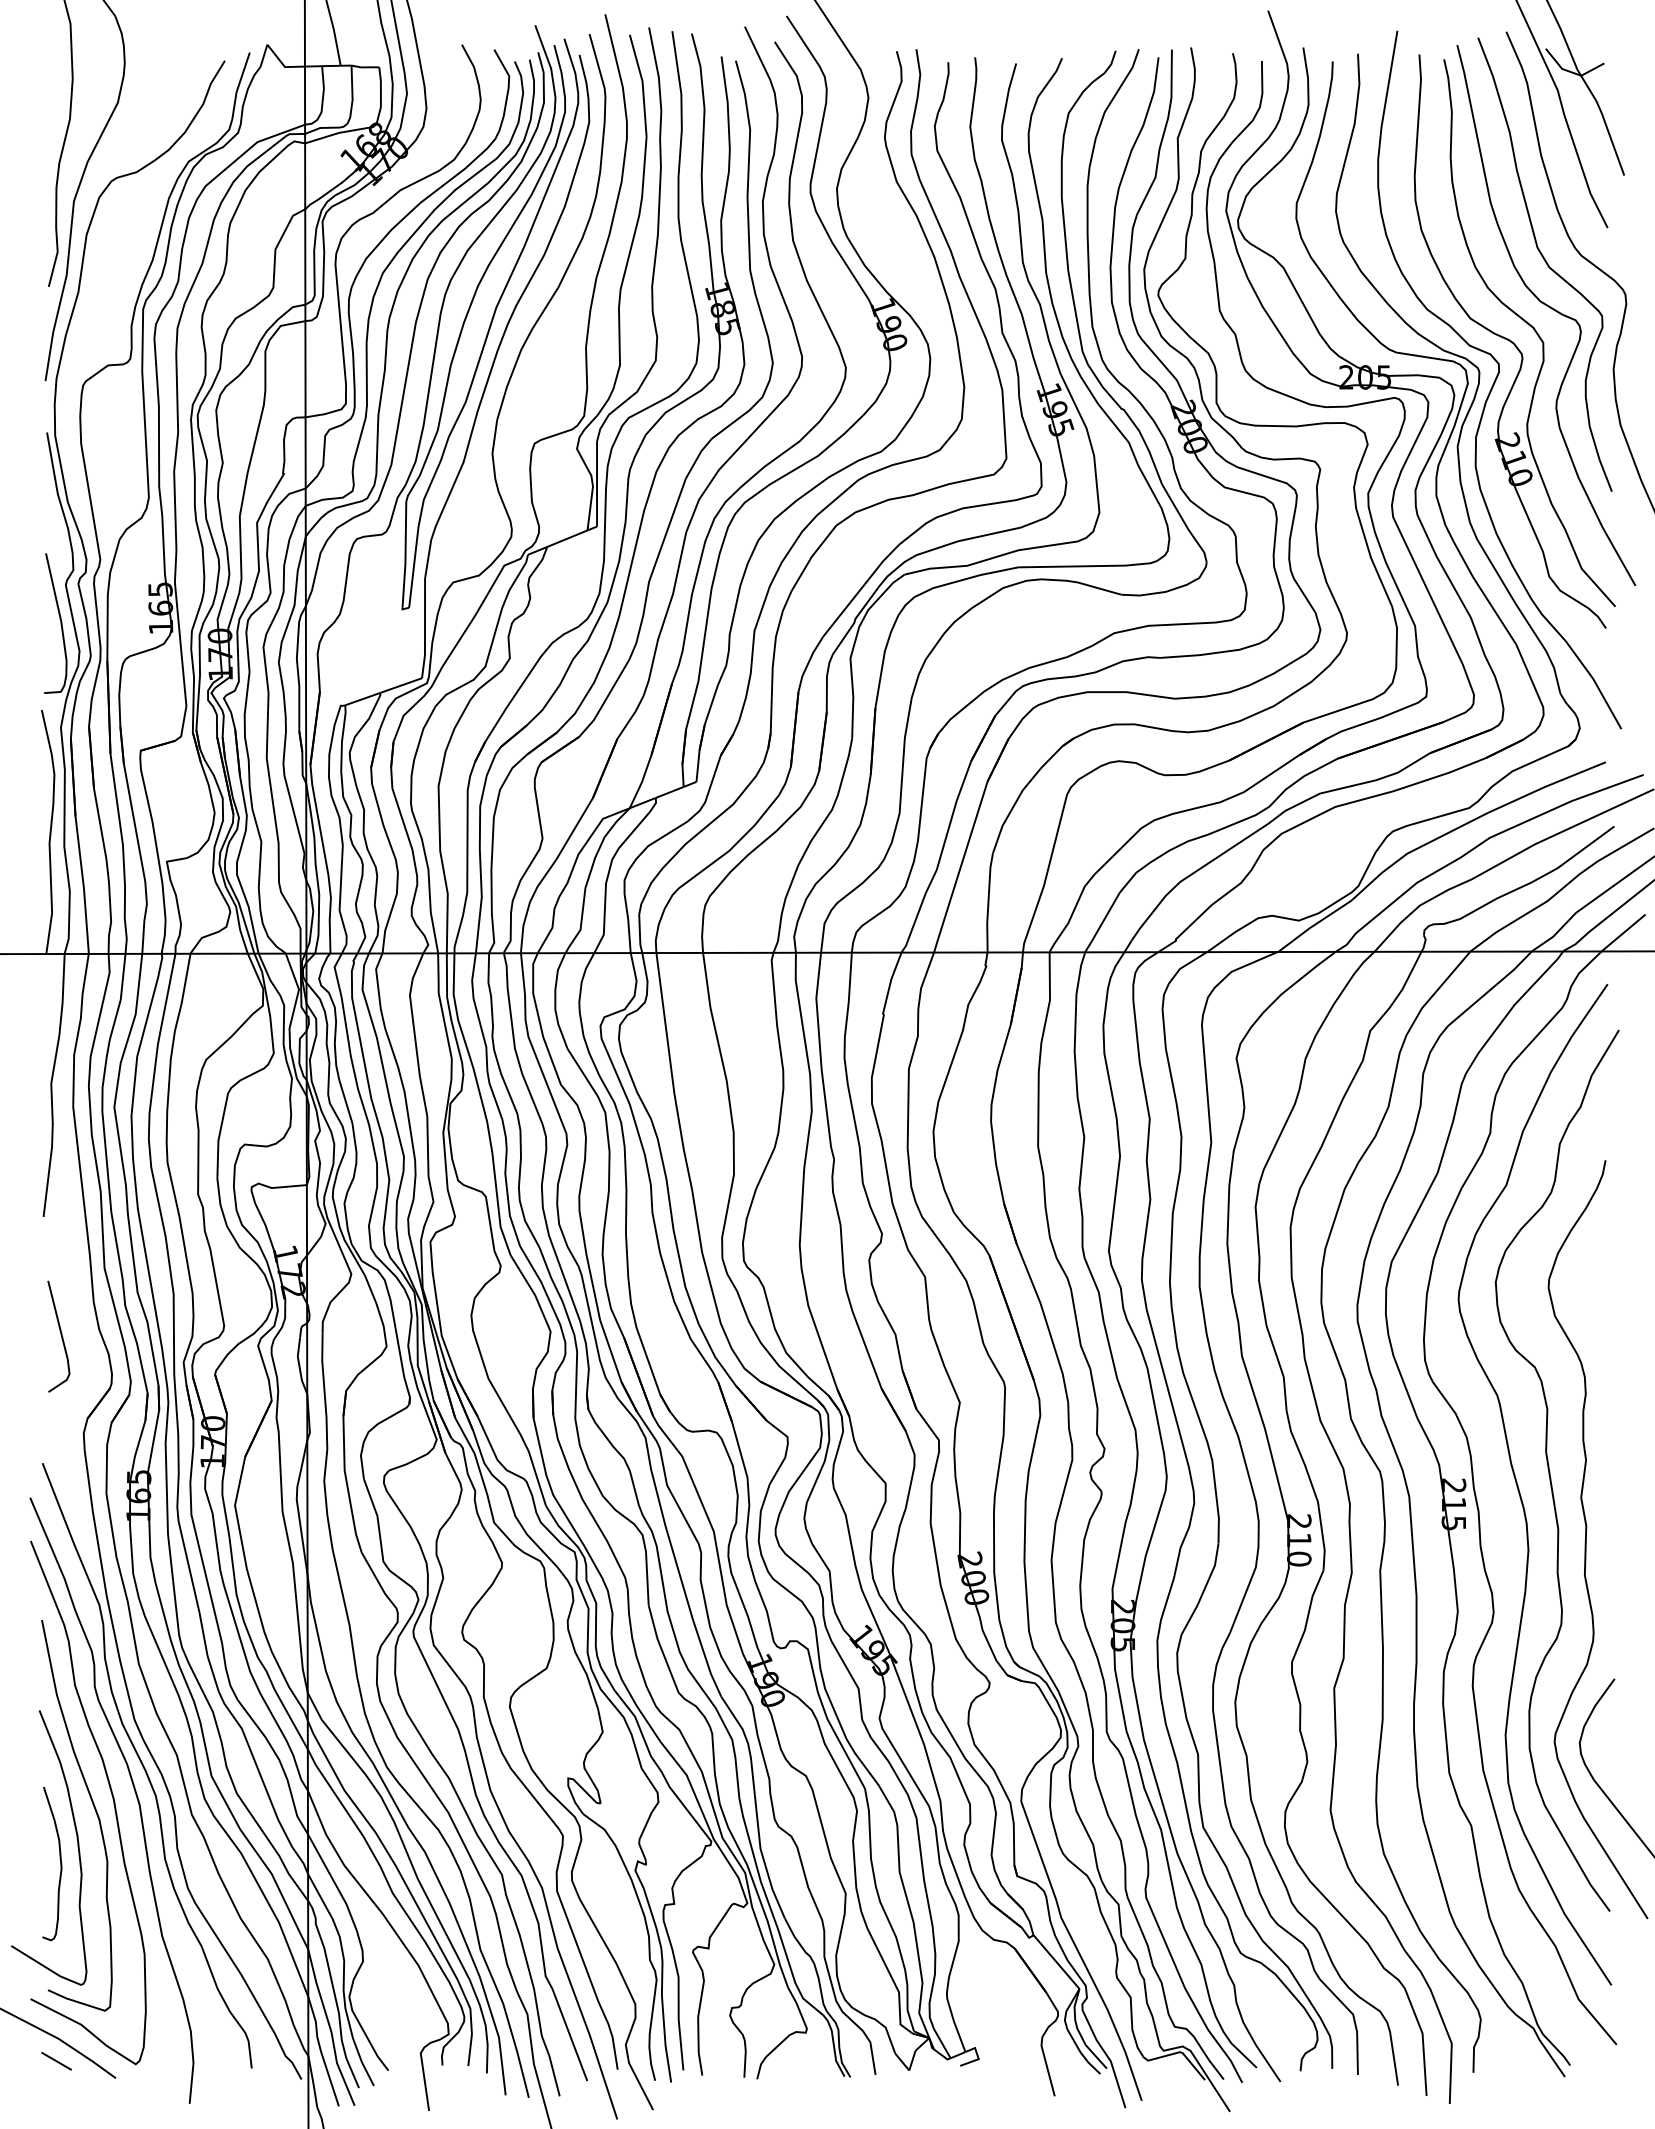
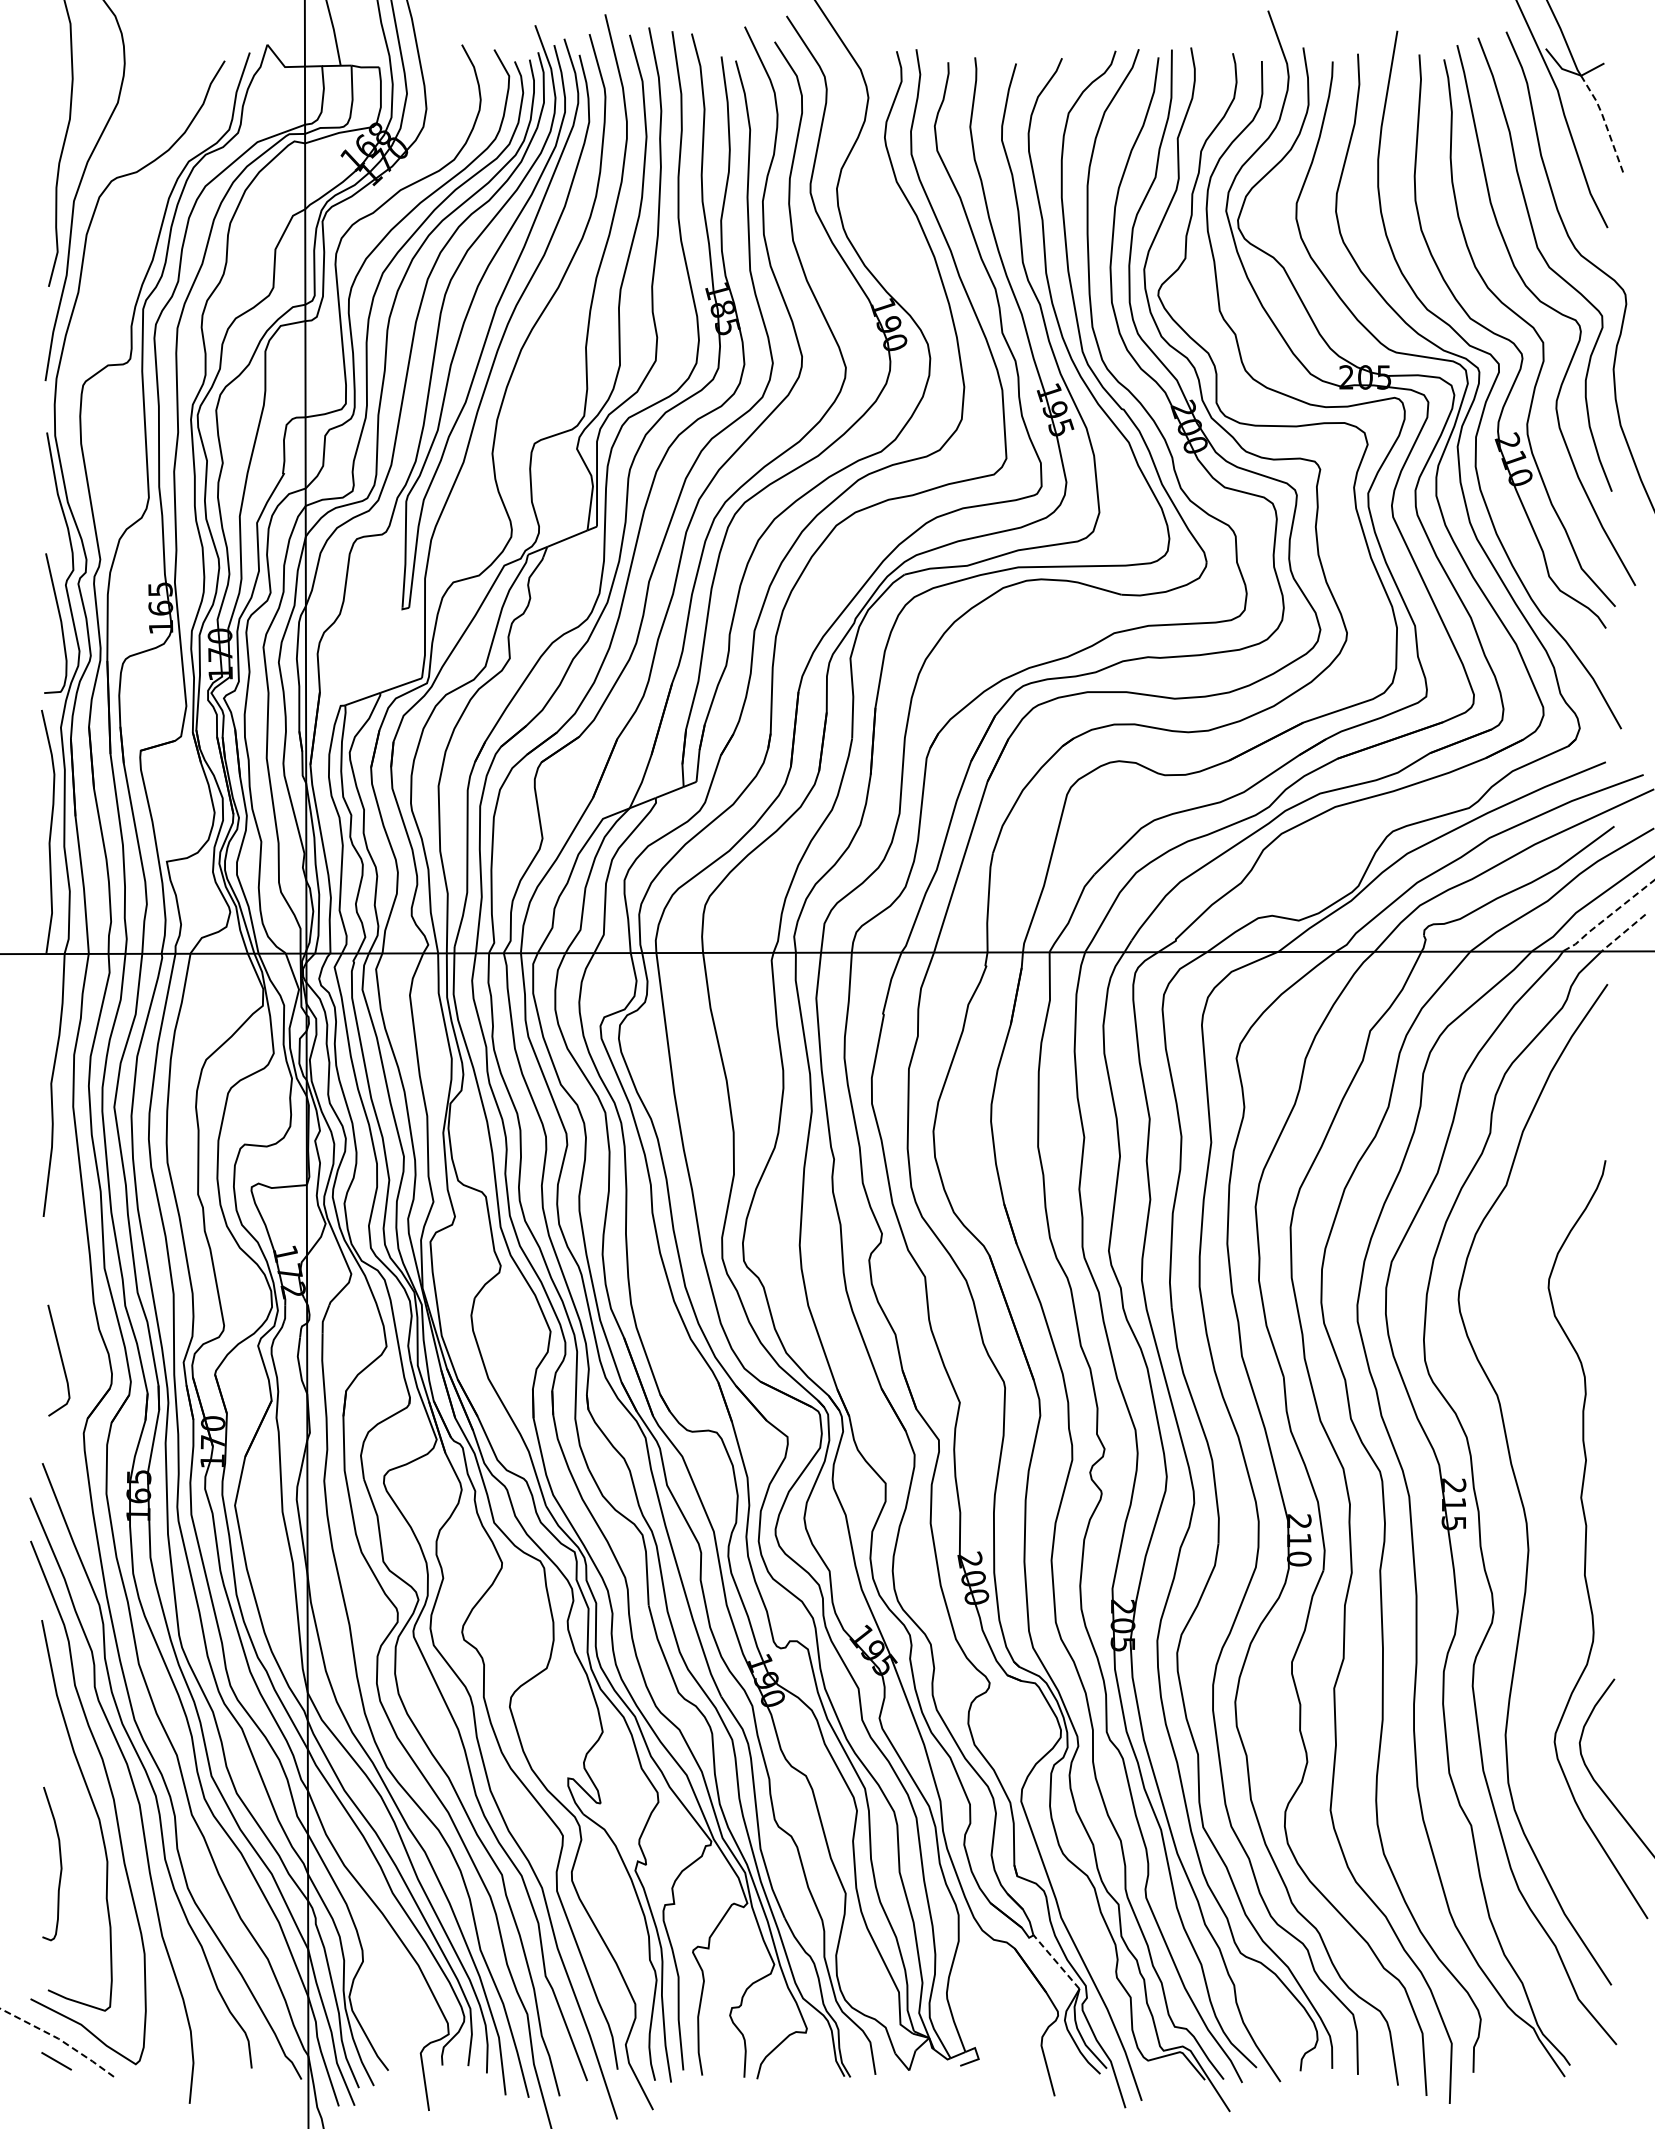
line: solid -> dashed (1605, 123)
line: solid -> dashed (1608, 916)
line: solid -> dashed (1623, 933)
line position: (60, 1335) -> (60, 1359) (60, 1359)
curve: present -> none (1550, 1471)
curve: present -> none (77, 1847)
line: solid -> dashed (1056, 1961)
line: solid -> dashed (60, 2039)
